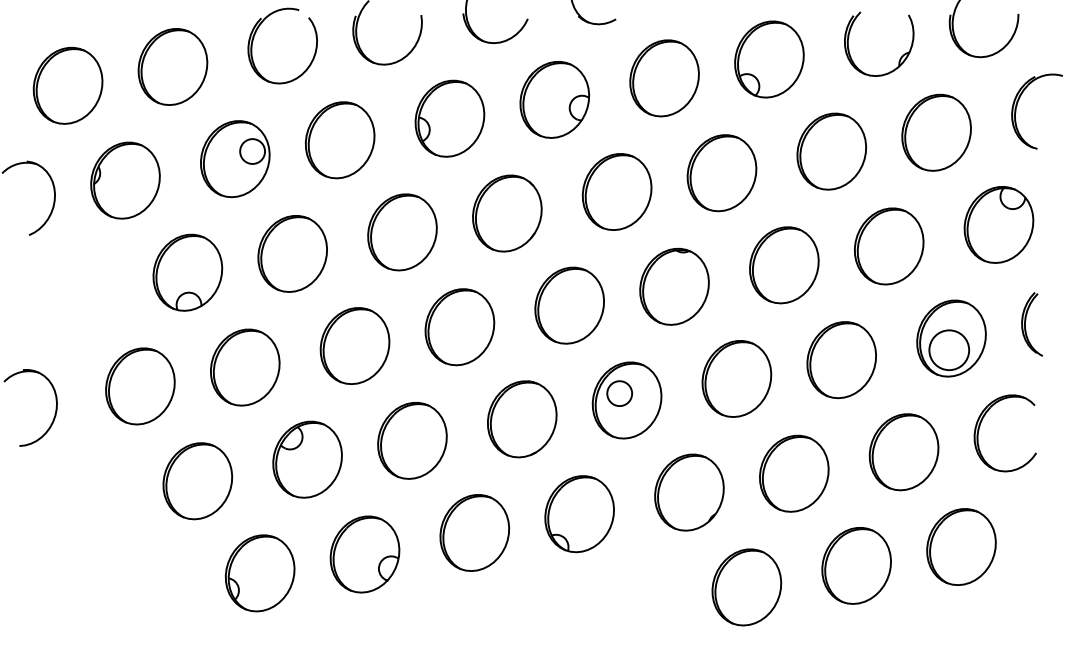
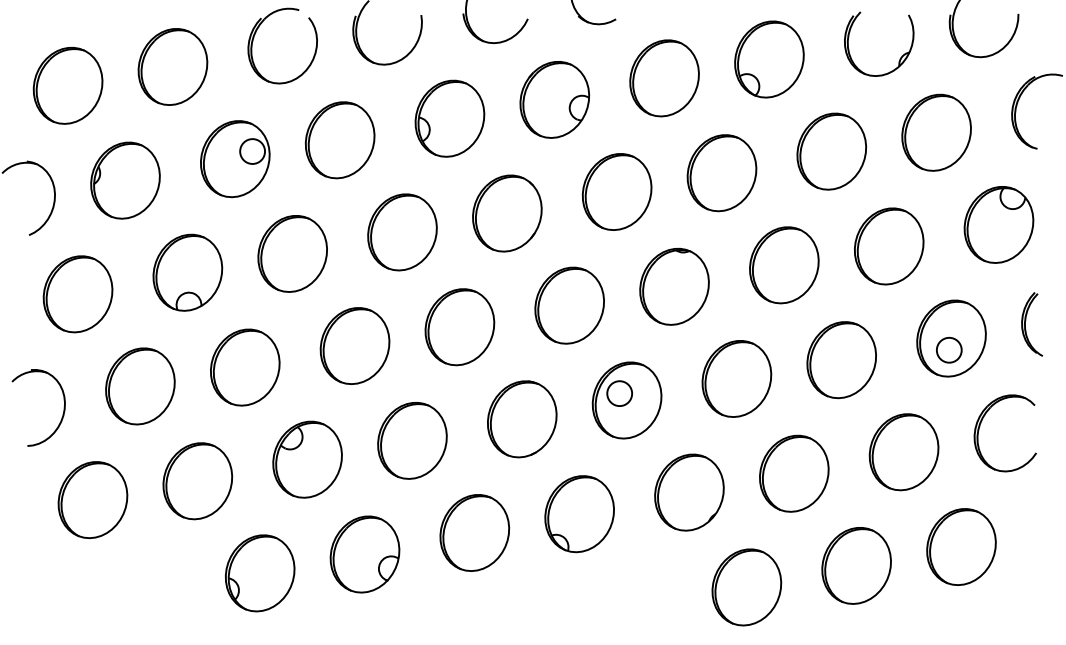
part: none -> present (77, 294)
circle diameter: 40 px -> 25 px (948, 349)
part position: (54, 413) -> (62, 413) (62, 413)
part: none -> present (92, 500)
